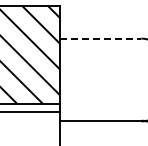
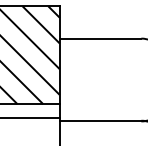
line: dashed -> solid (100, 38)
line position: (30, 112) -> (30, 118) (30, 118)
